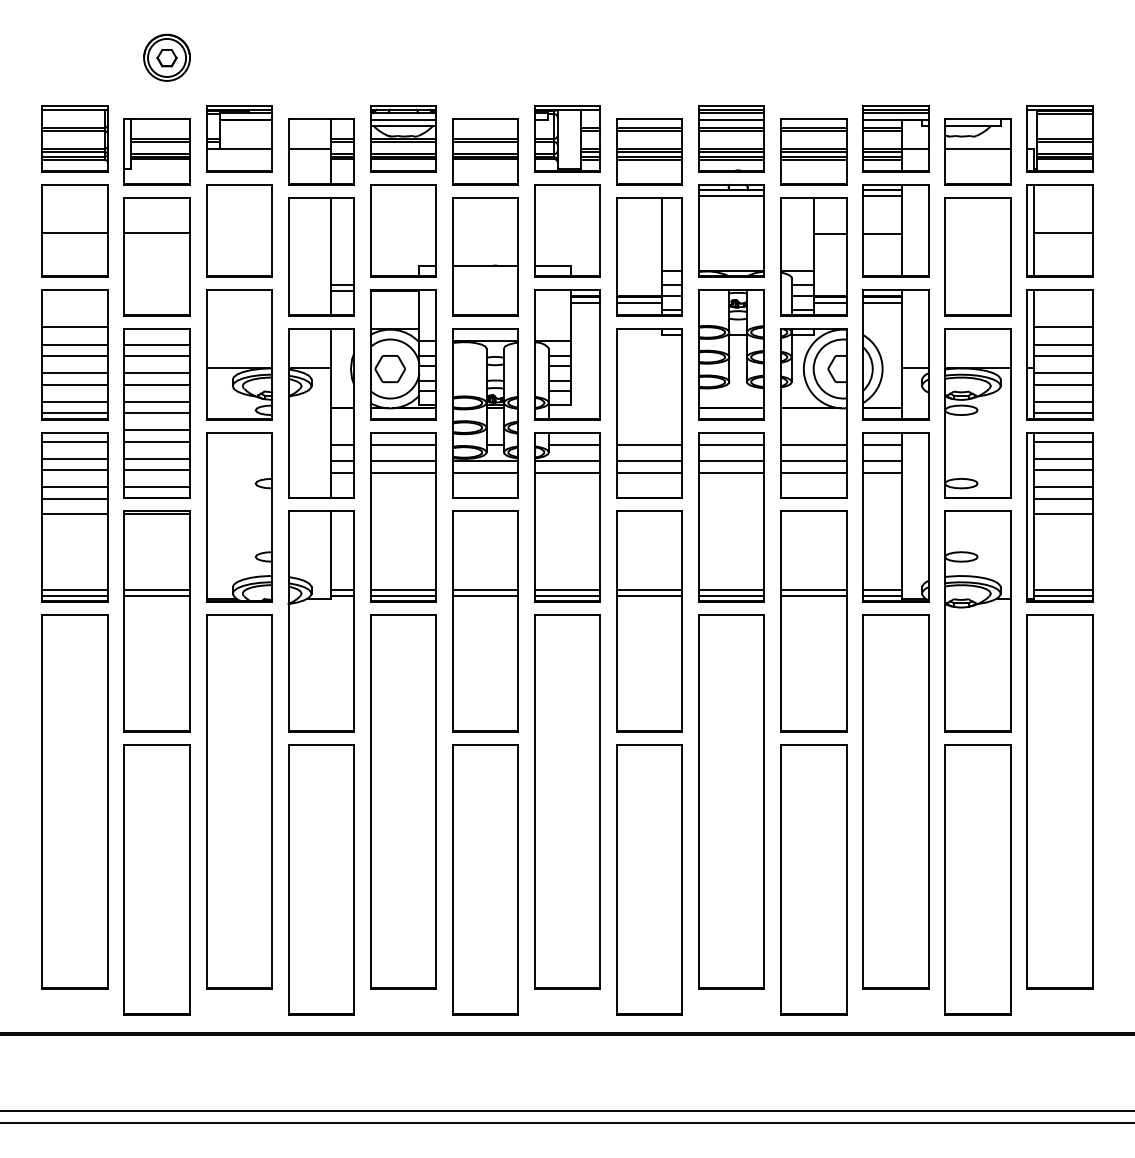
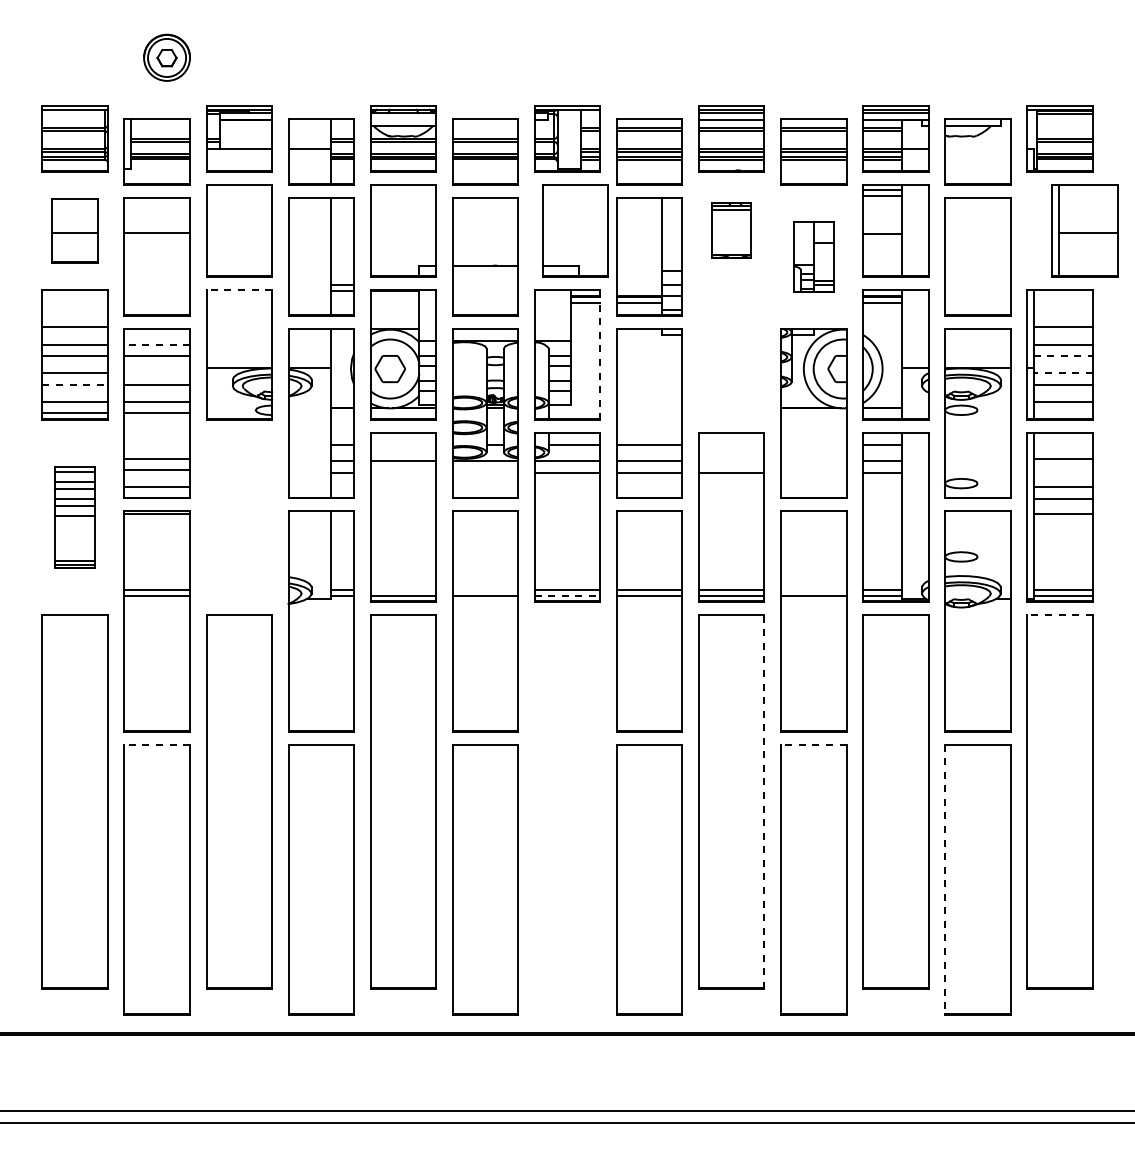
line: present -> none (403, 119)
line: present -> none (977, 148)
part size: 68x94 px -> 48x66 px (74, 230)
part position: (567, 230) -> (575, 230) (575, 230)
part size: 67x95 px -> 41x57 px (731, 230)
part position: (1059, 230) -> (1084, 230) (1084, 230)
part size: 68x120 px -> 42x72 px (813, 256)
line: solid -> dashed (239, 289)
line: solid -> dashed (157, 344)
line: solid -> dashed (600, 354)
part: present -> none (731, 354)
line: solid -> dashed (1063, 356)
line: present -> none (157, 373)
line: solid -> dashed (1063, 373)
line: solid -> dashed (75, 384)
line: present -> none (1062, 413)
line: present -> none (157, 430)
line: present -> none (157, 441)
line: present -> none (1062, 441)
line: present -> none (403, 444)
line: present -> none (731, 444)
line: present -> none (813, 444)
line: present -> none (731, 460)
line: present -> none (813, 460)
line: present -> none (1062, 470)
line: present -> none (403, 473)
line: present -> none (485, 473)
line: present -> none (813, 473)
part size: 68x171 px -> 42x103 px (74, 517)
part: present -> none (239, 517)
line: present -> none (403, 589)
line: present -> none (485, 589)
line: present -> none (813, 589)
line: solid -> dashed (567, 596)
line: solid -> dashed (1059, 615)
line: solid -> dashed (157, 744)
line: solid -> dashed (813, 744)
part: present -> none (567, 801)
line: solid -> dashed (764, 802)
line: solid -> dashed (944, 879)
